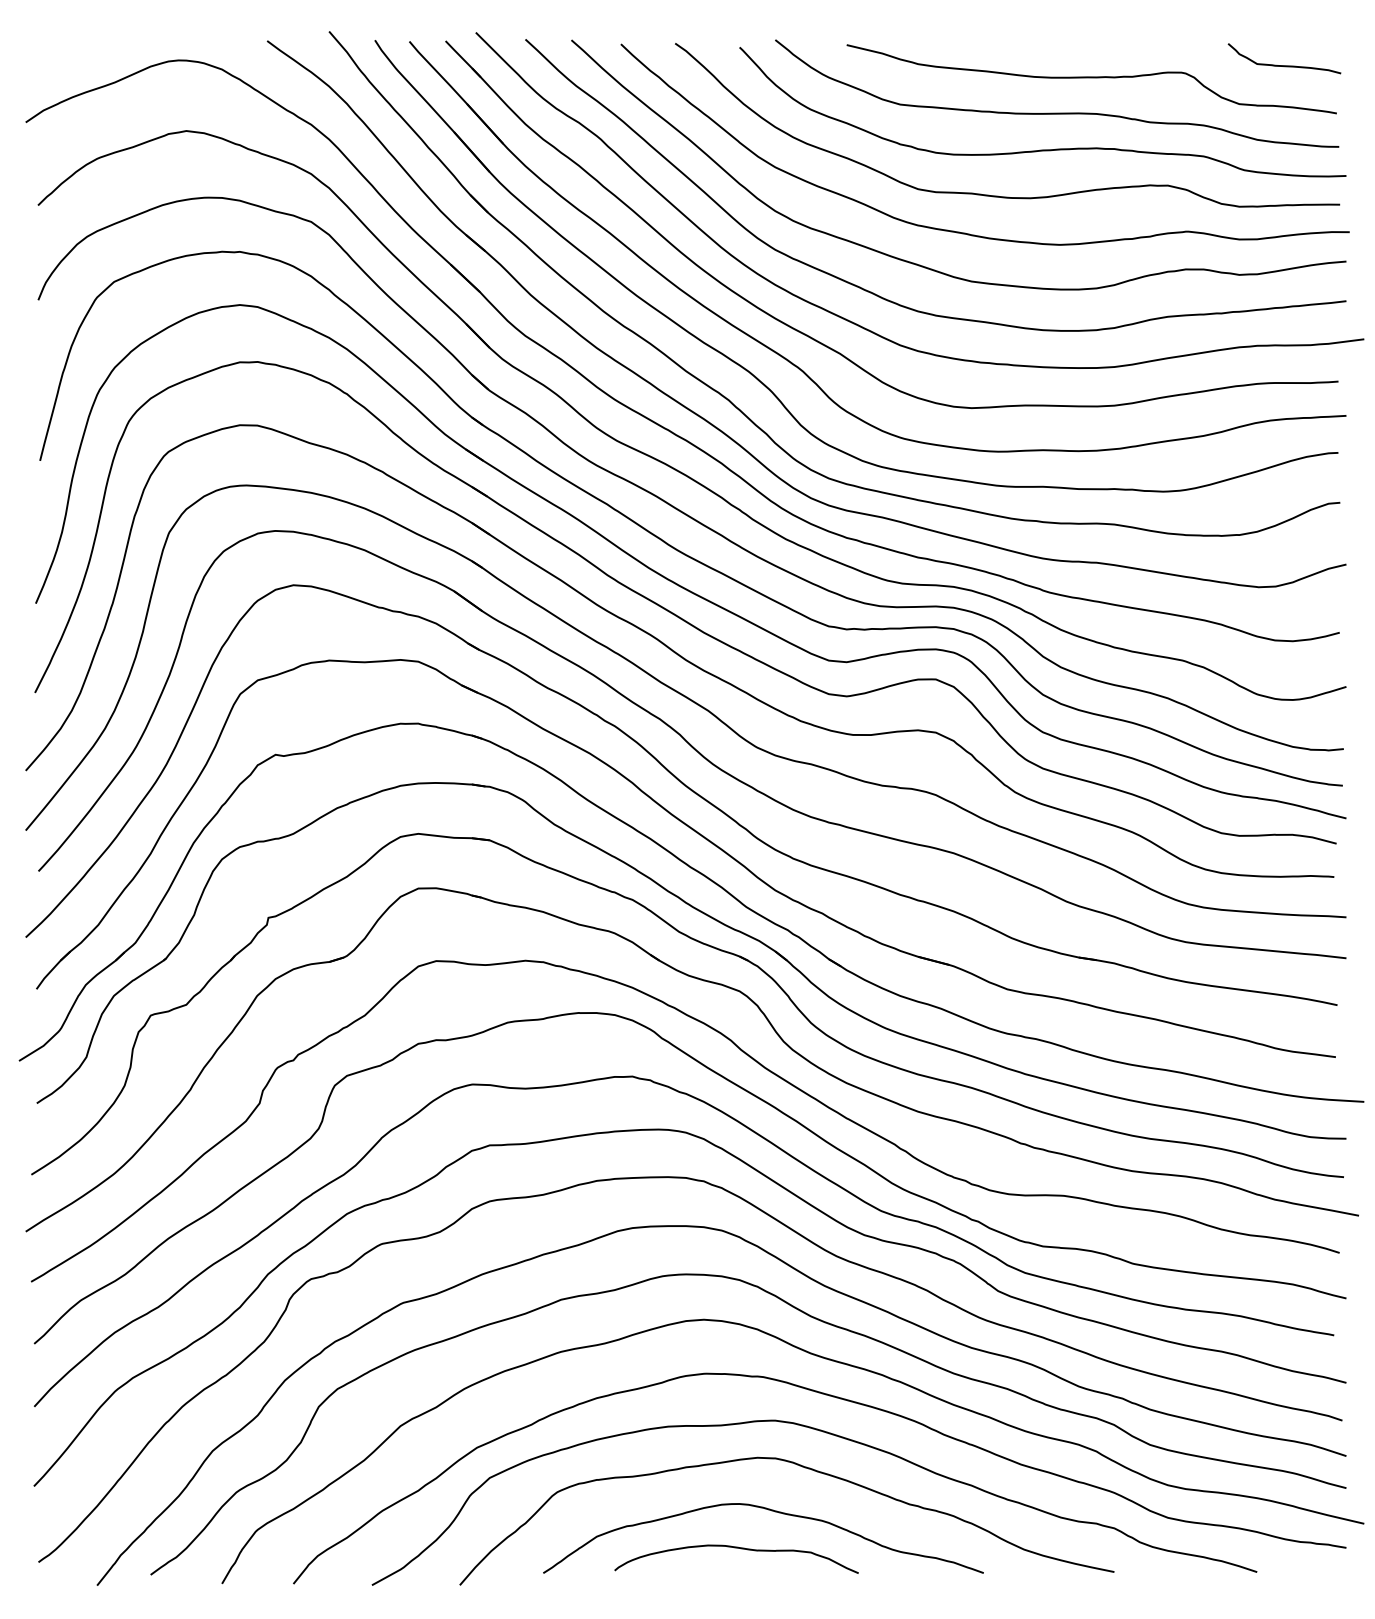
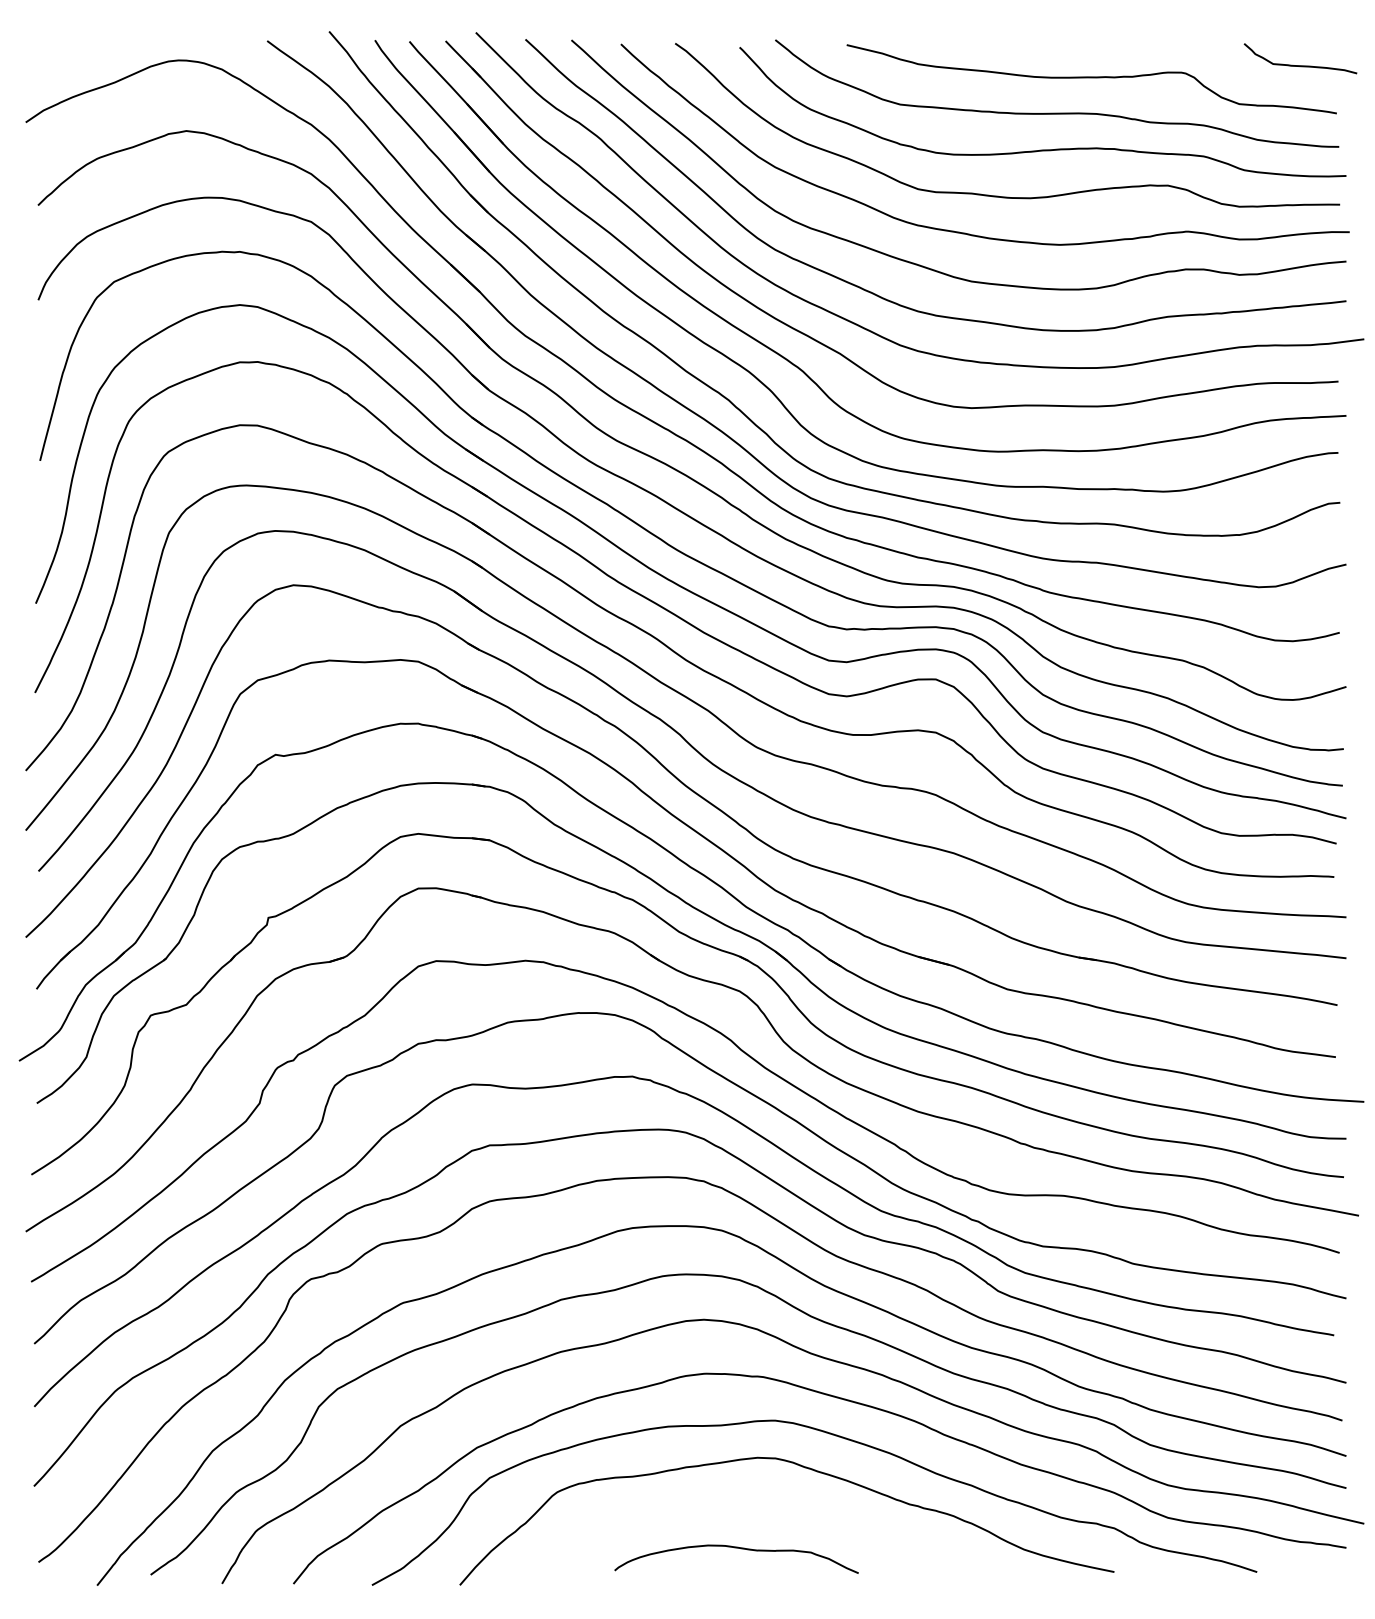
curve position: (1284, 65) -> (1300, 65) (1300, 65)
curve: present -> none (771, 1511)
